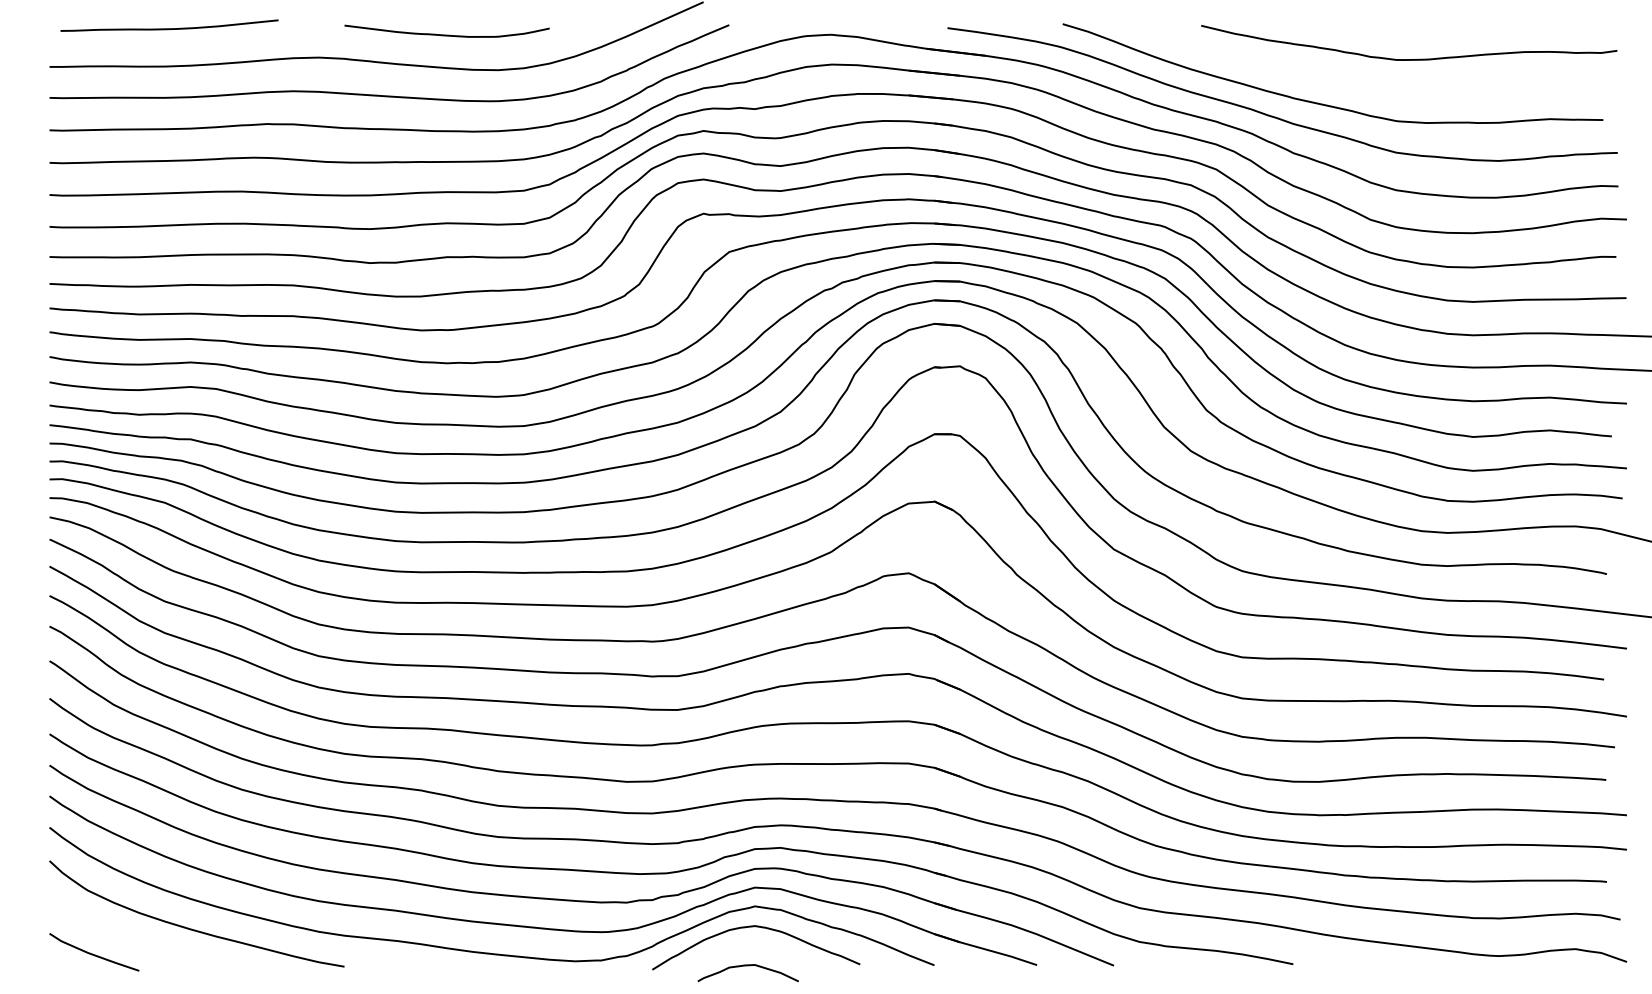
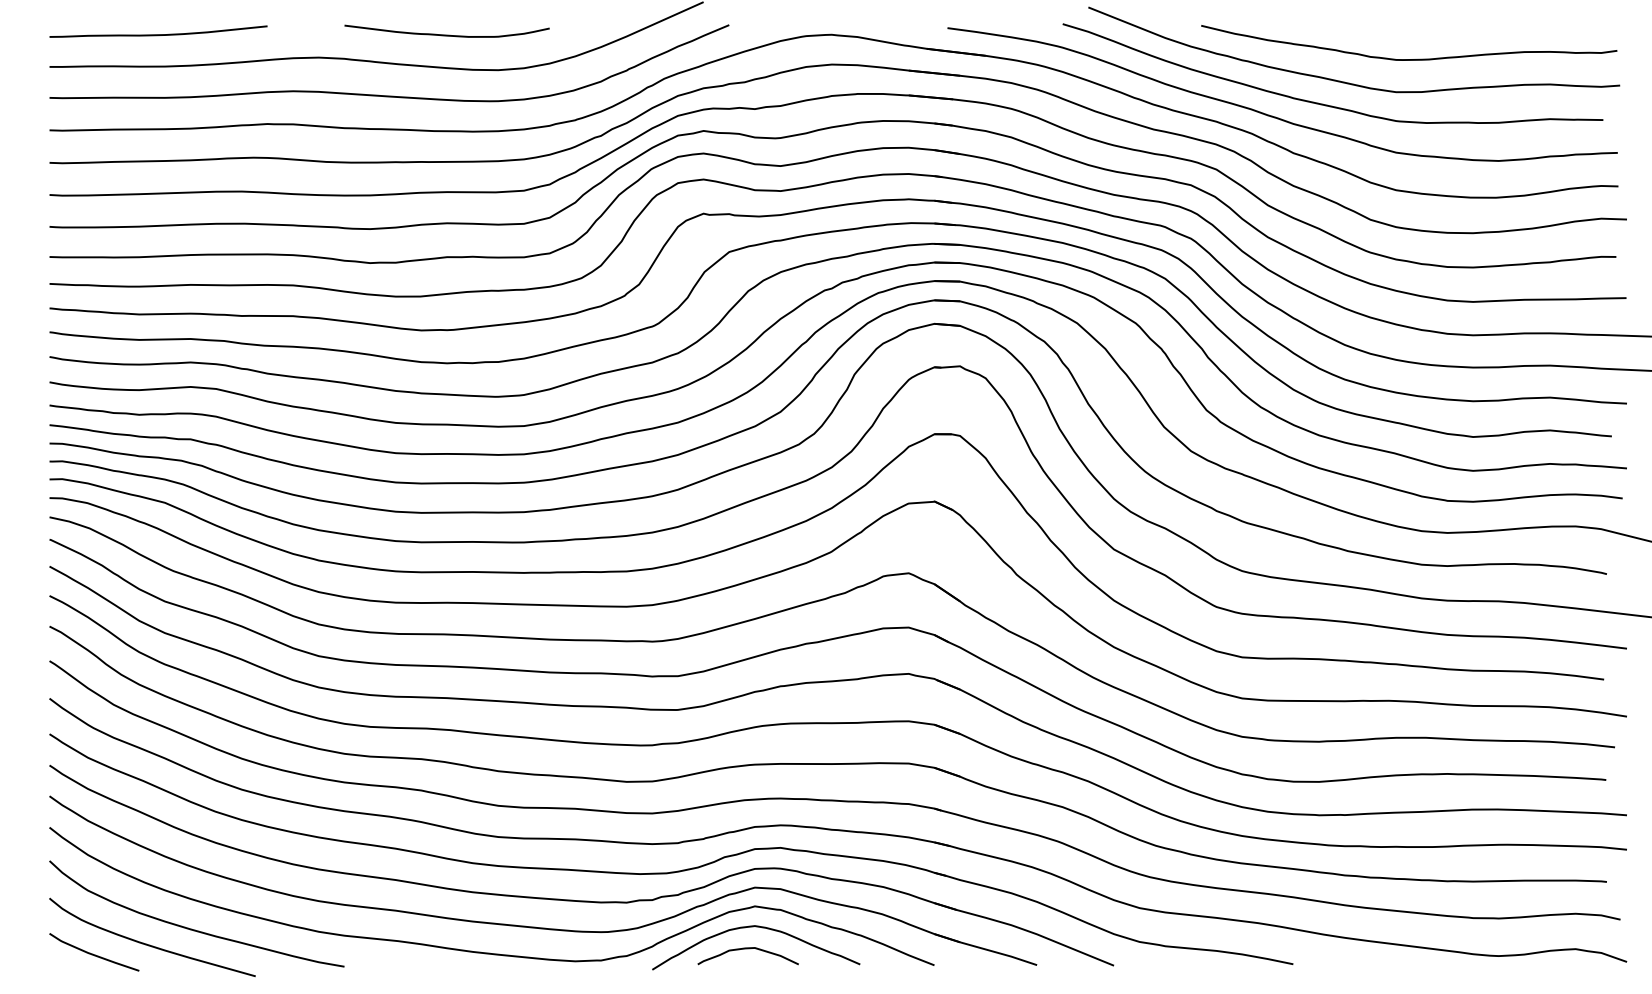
curve position: (169, 28) -> (158, 34) (158, 34)
curve: none -> present (1349, 82)
curve: none -> present (149, 944)
curve position: (747, 966) -> (747, 949) (747, 949)
